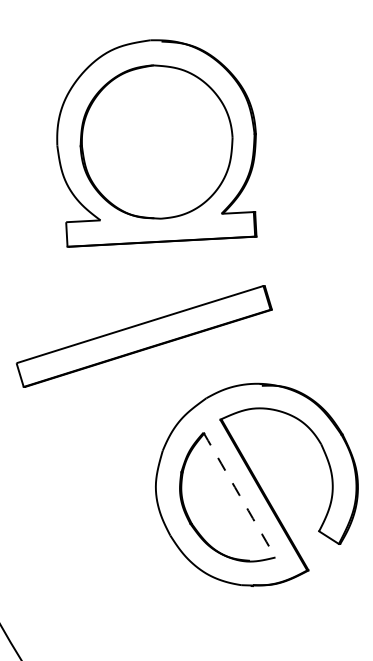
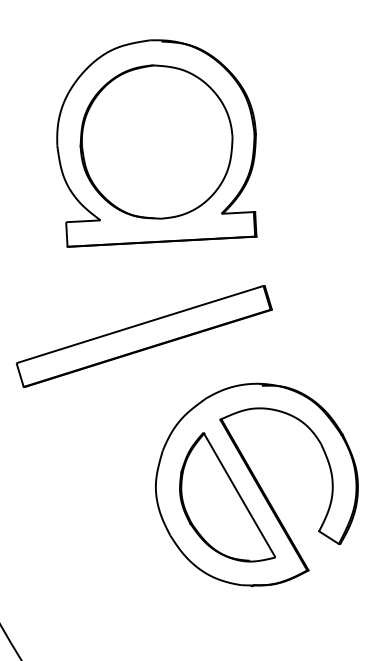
arc: dashed -> solid (239, 495)
